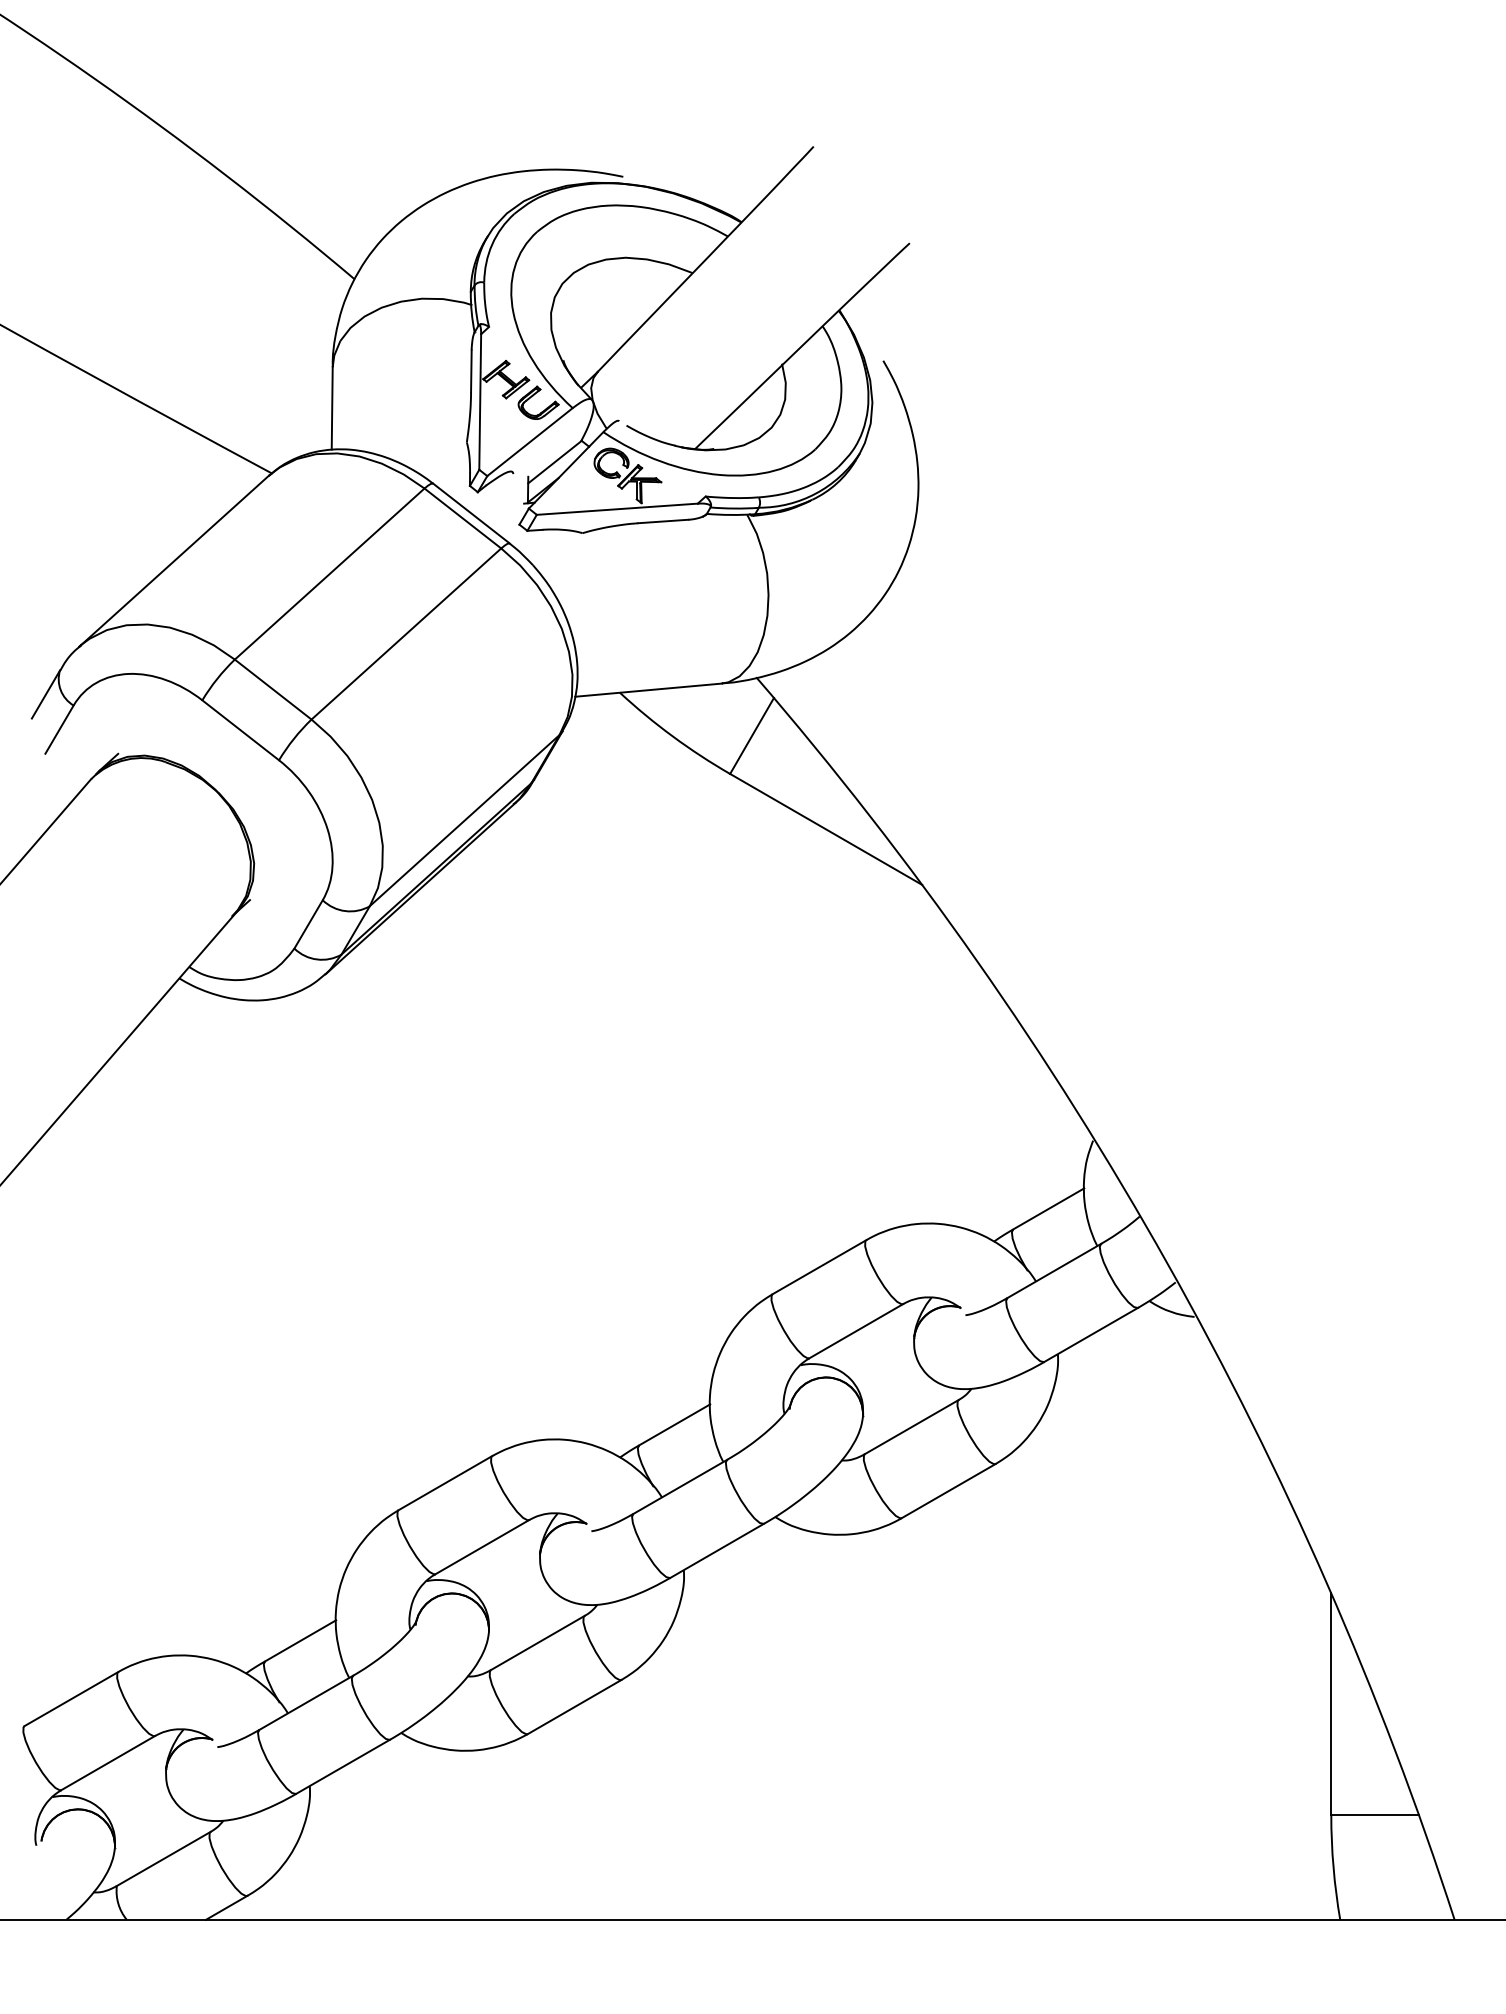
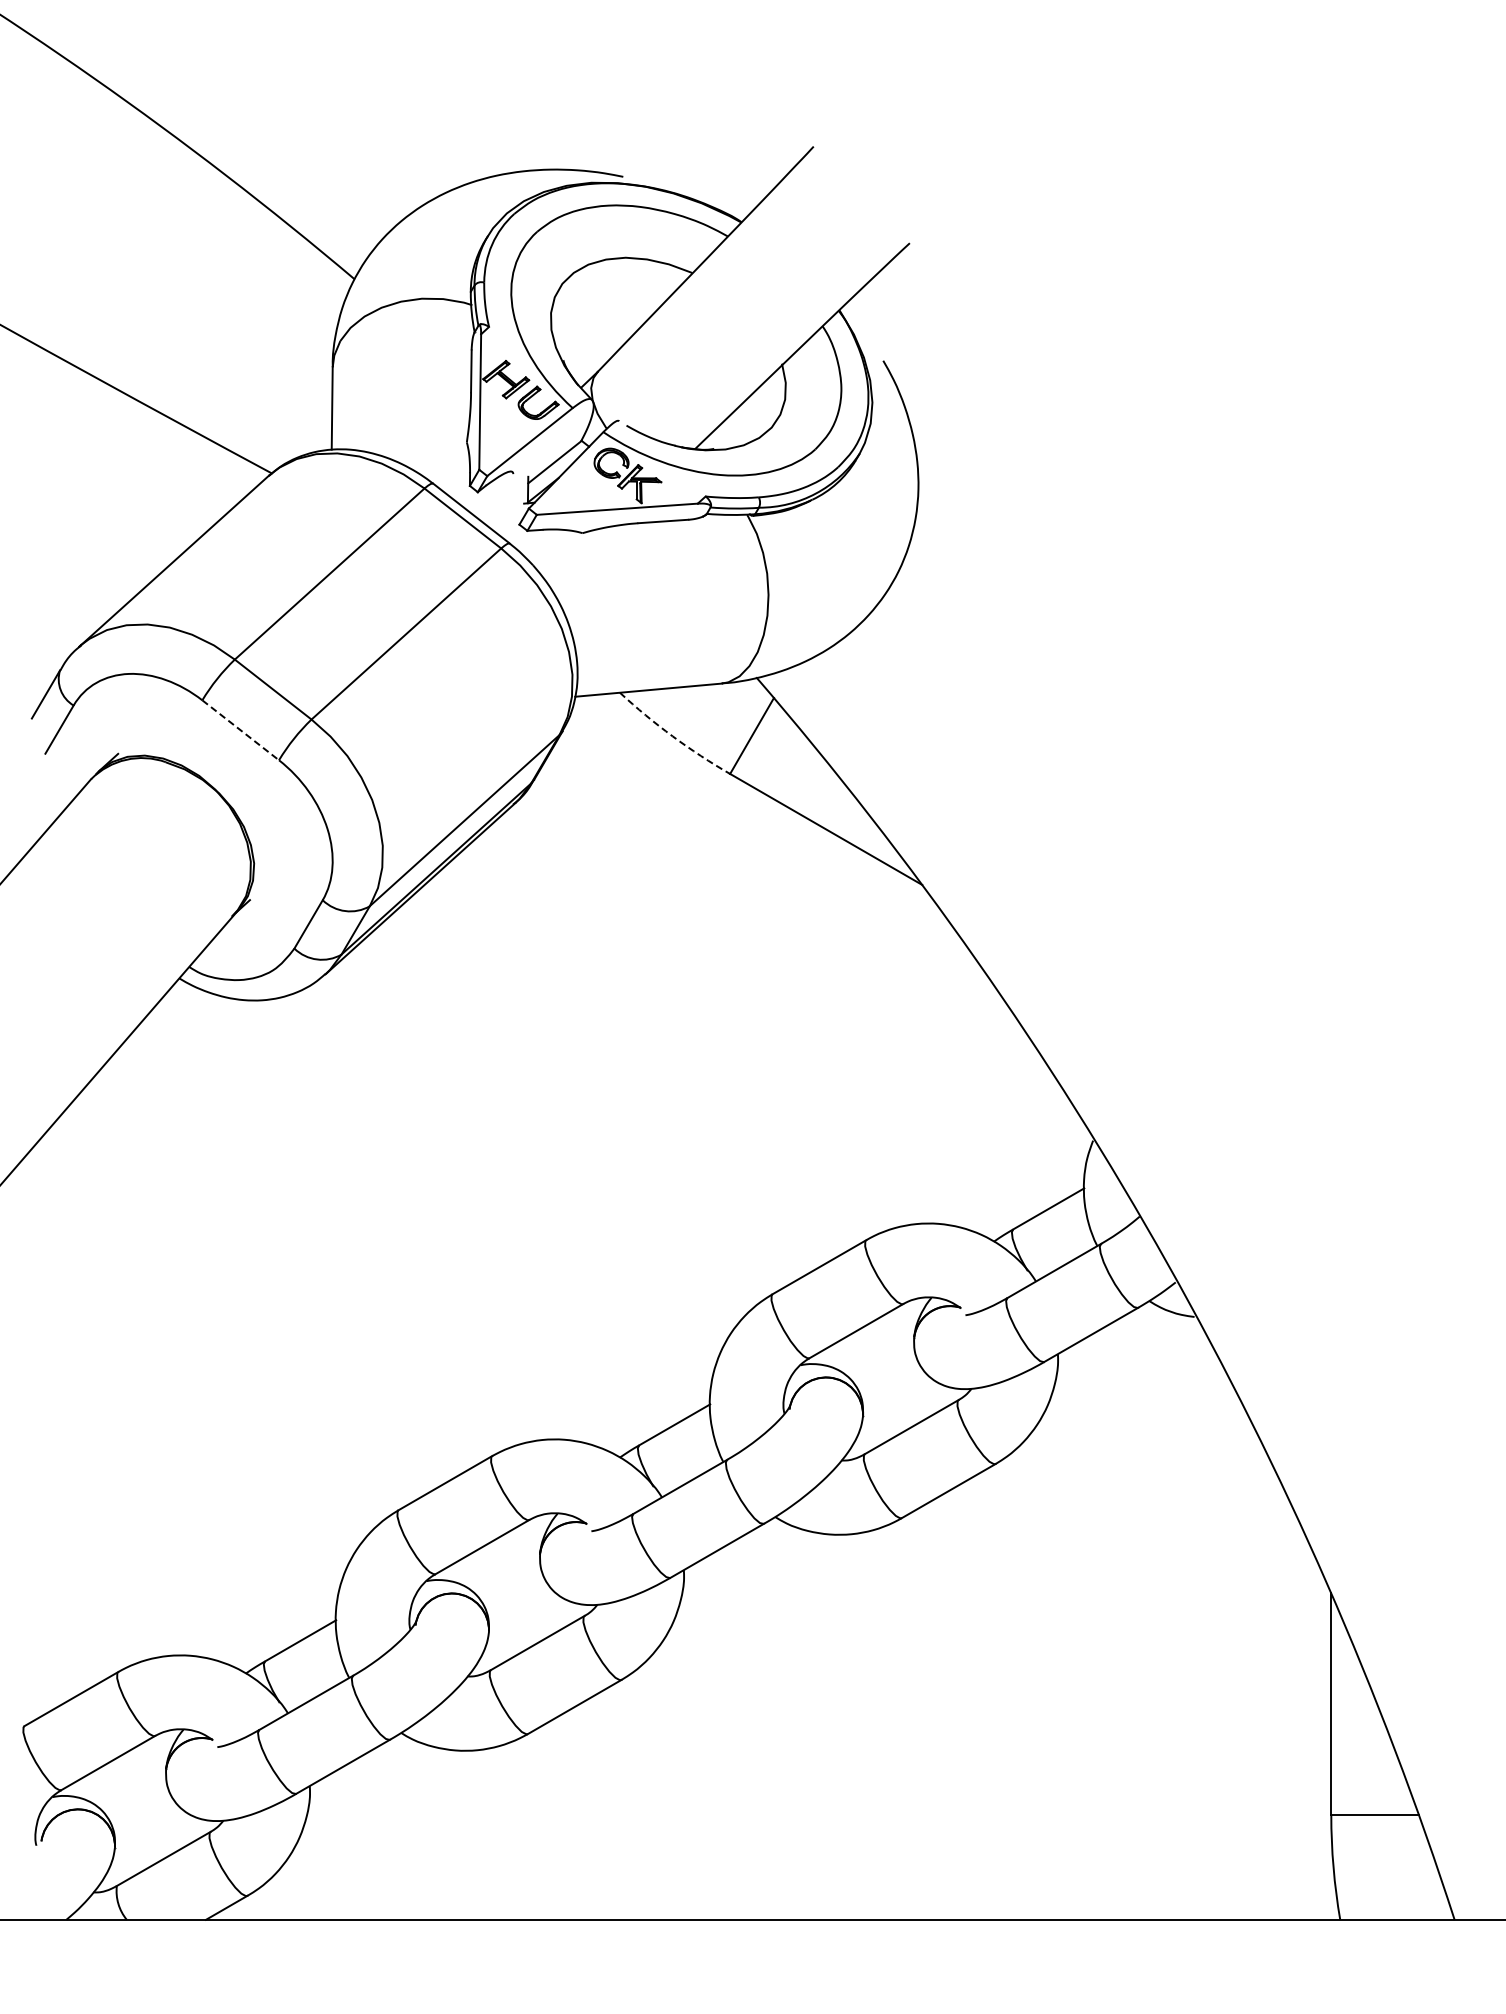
line: solid -> dashed (240, 730)
arc: solid -> dashed (672, 736)
